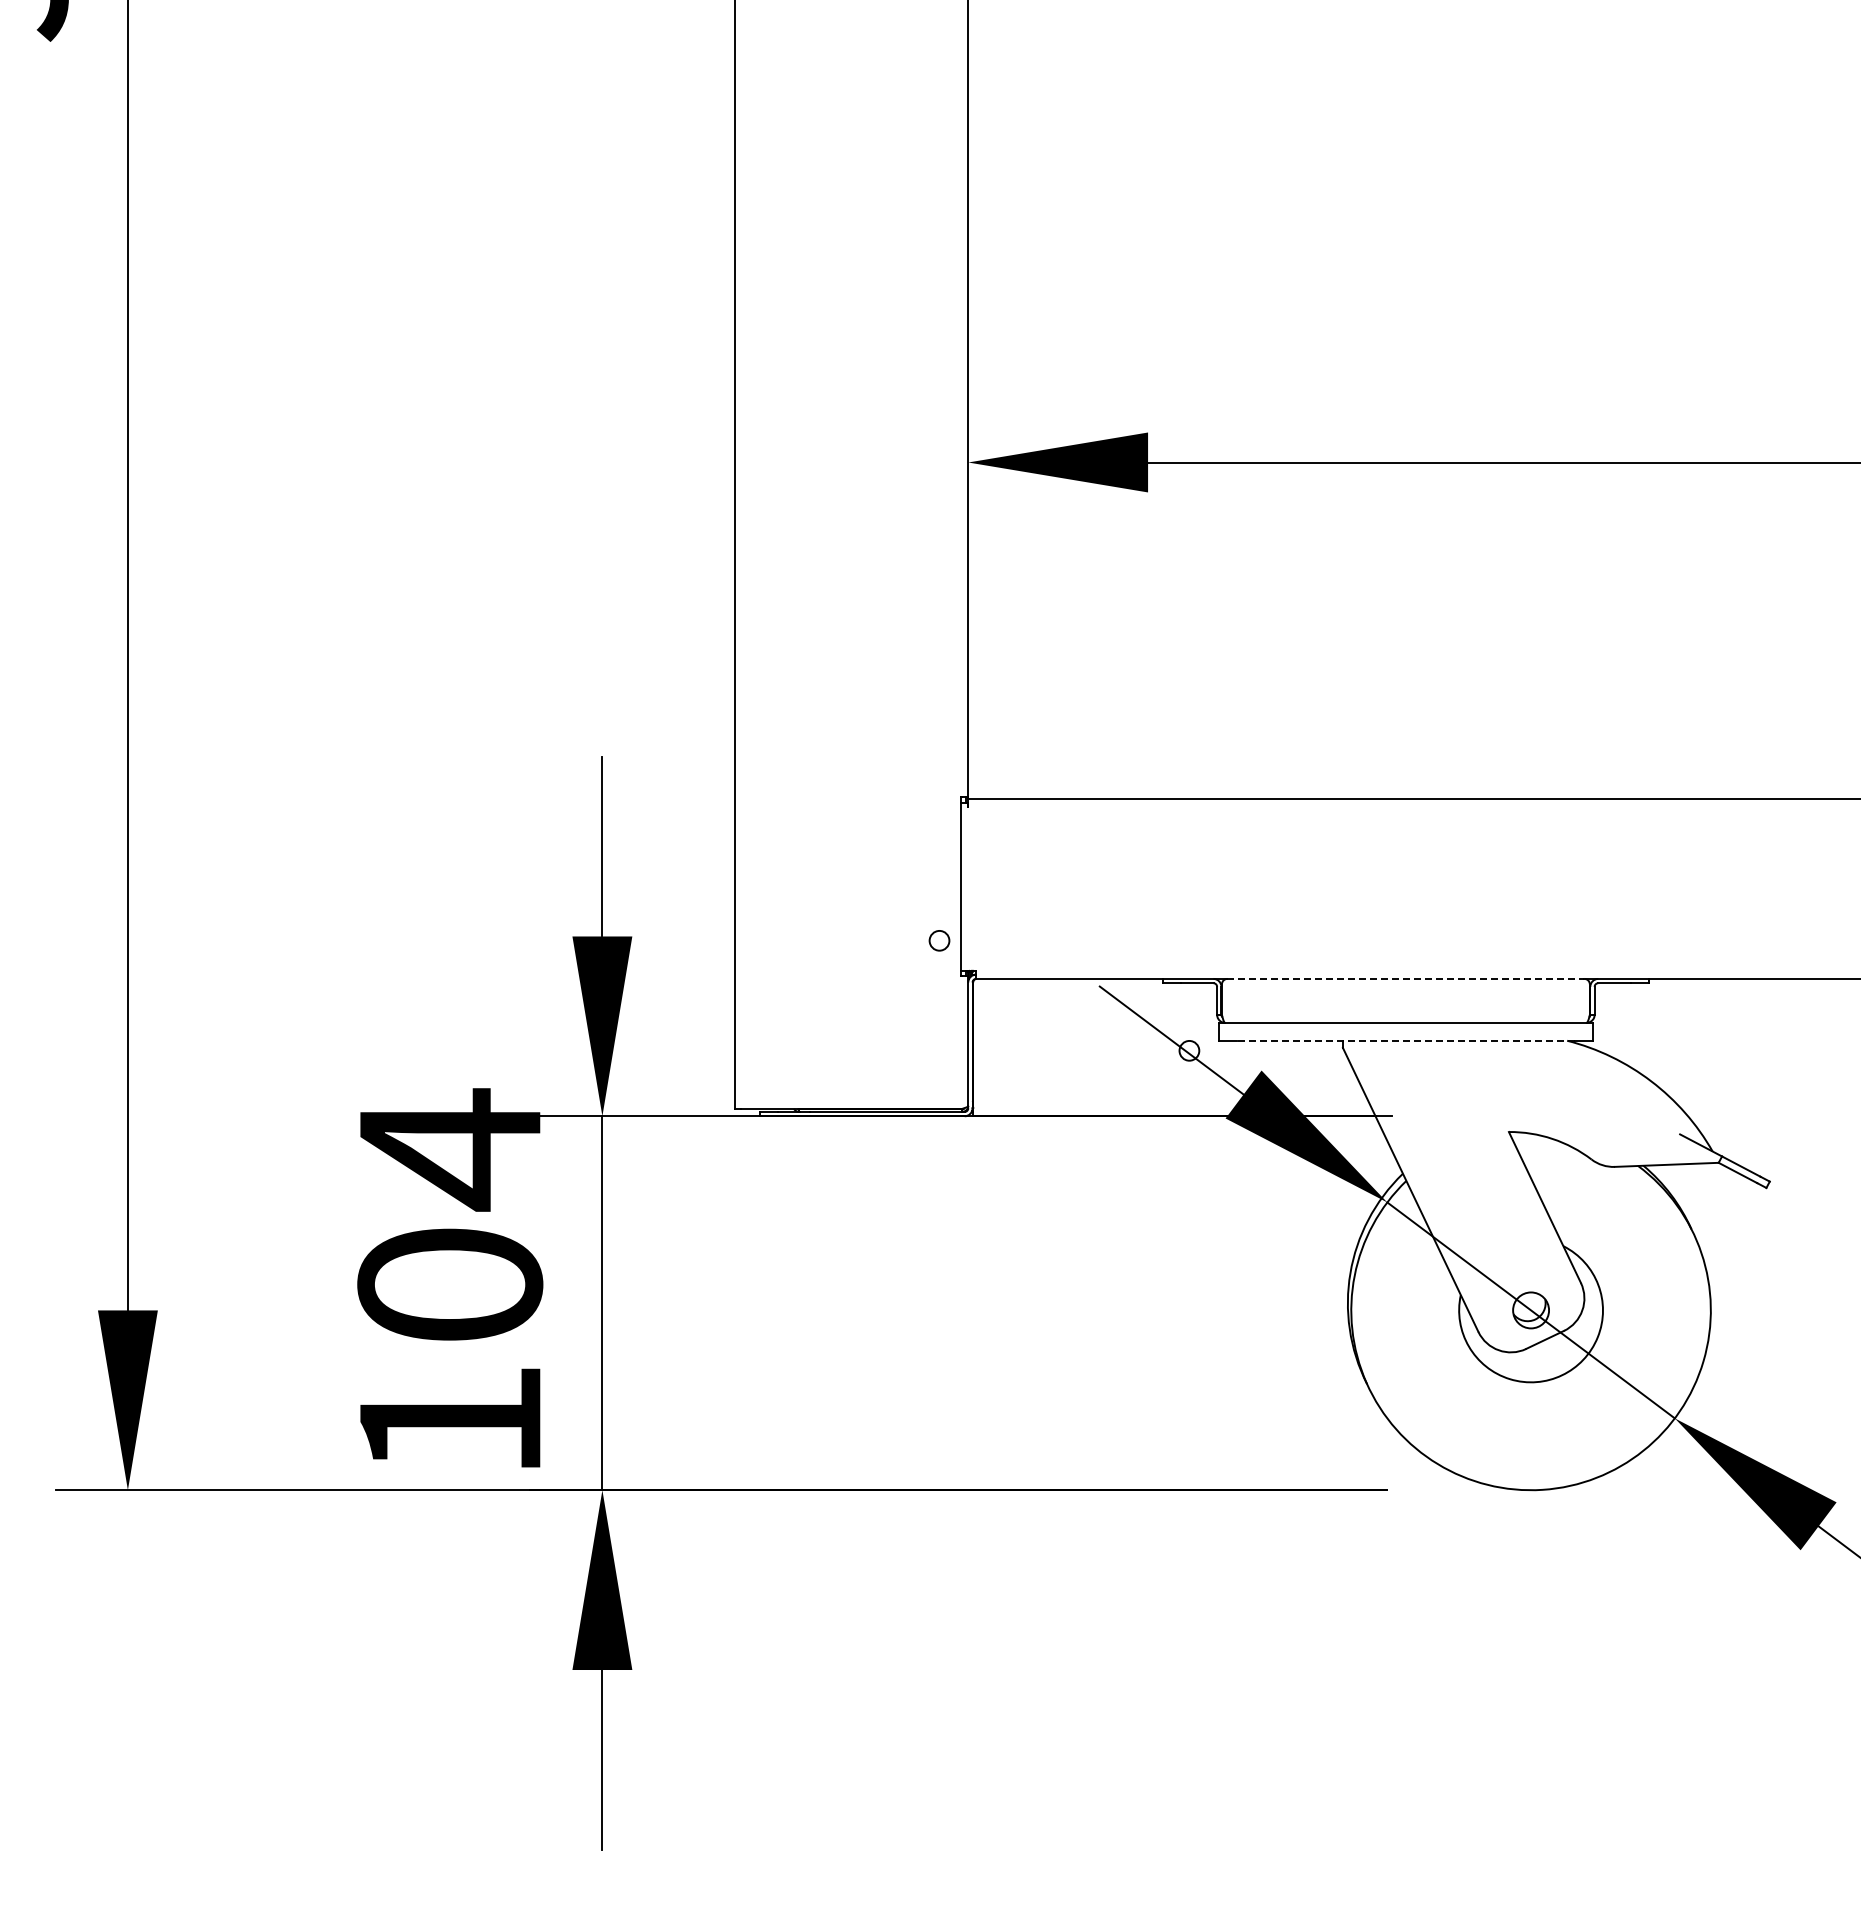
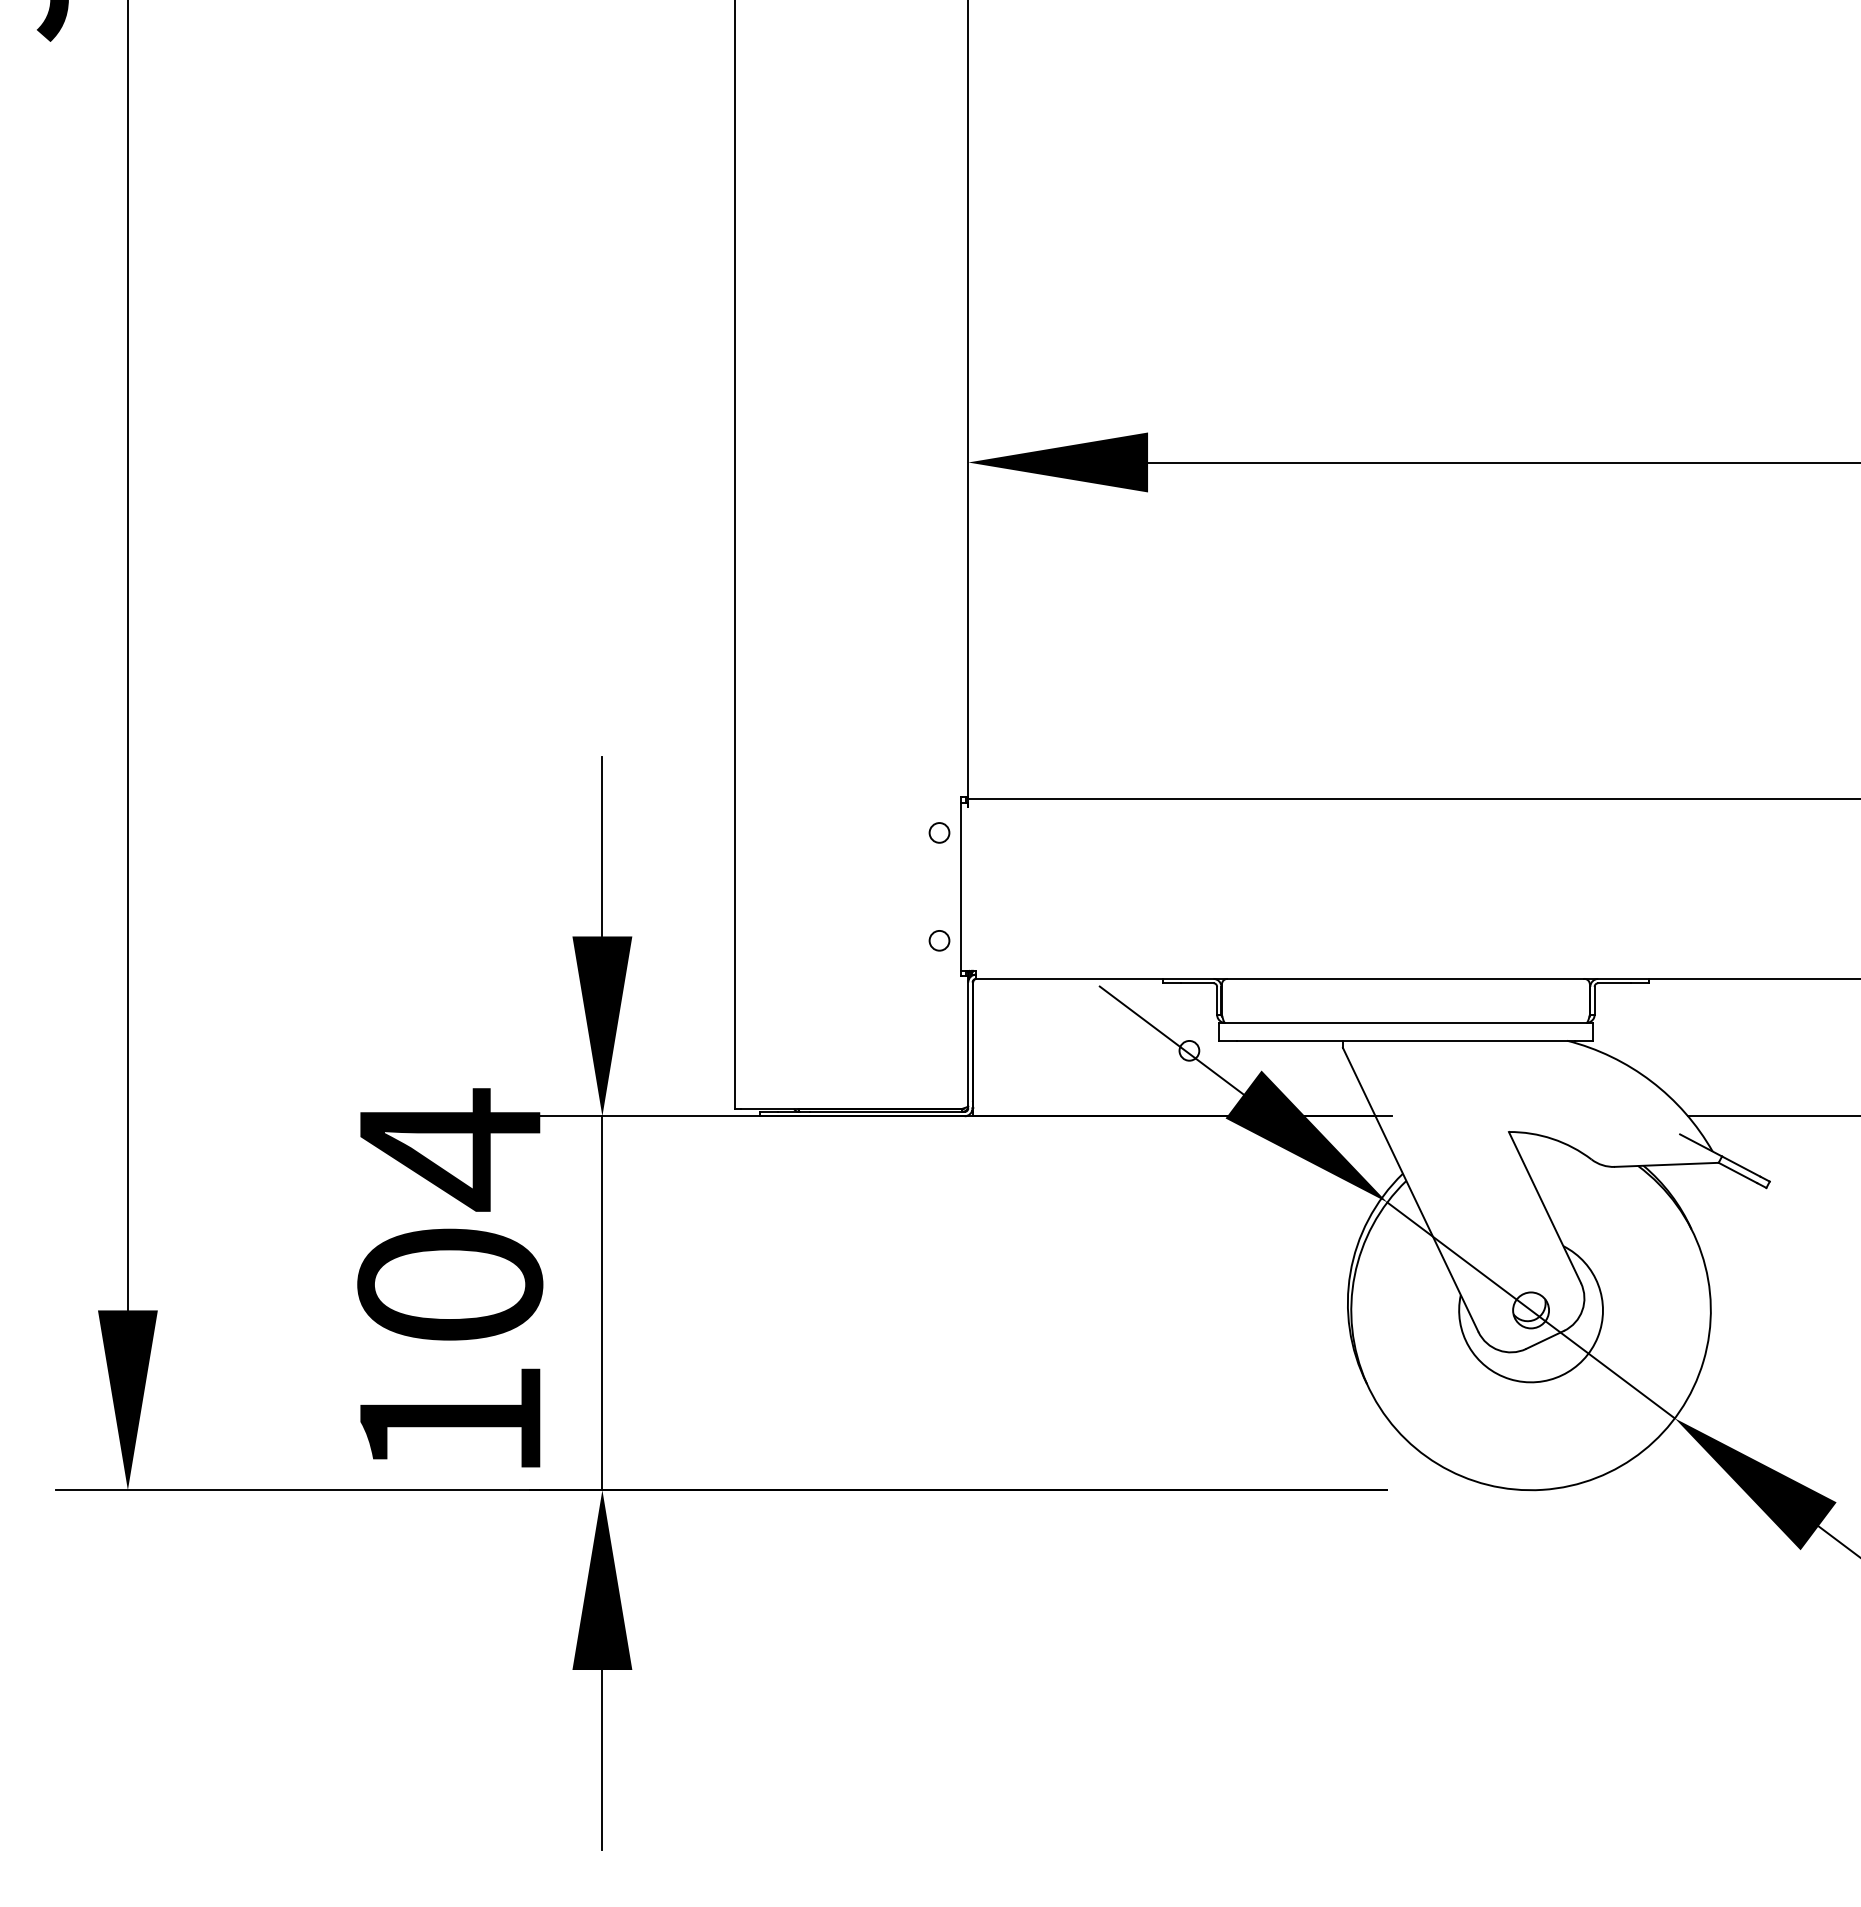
circle: none -> present (939, 832)
line: dashed -> solid (1405, 978)
line: dashed -> solid (1405, 1040)
line: none -> present (1772, 1116)
